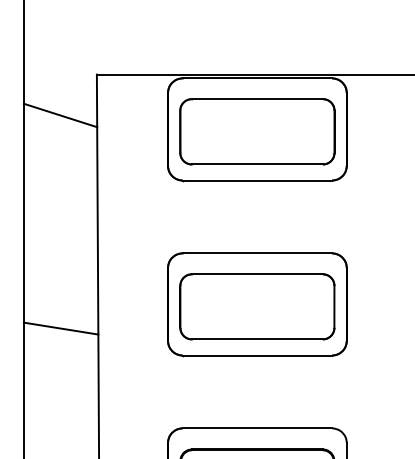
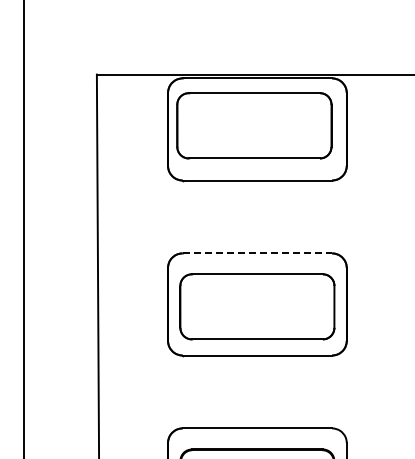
line: present -> none (60, 115)
part position: (257, 131) -> (254, 125) (254, 125)
line: solid -> dashed (257, 253)
line: present -> none (60, 328)
